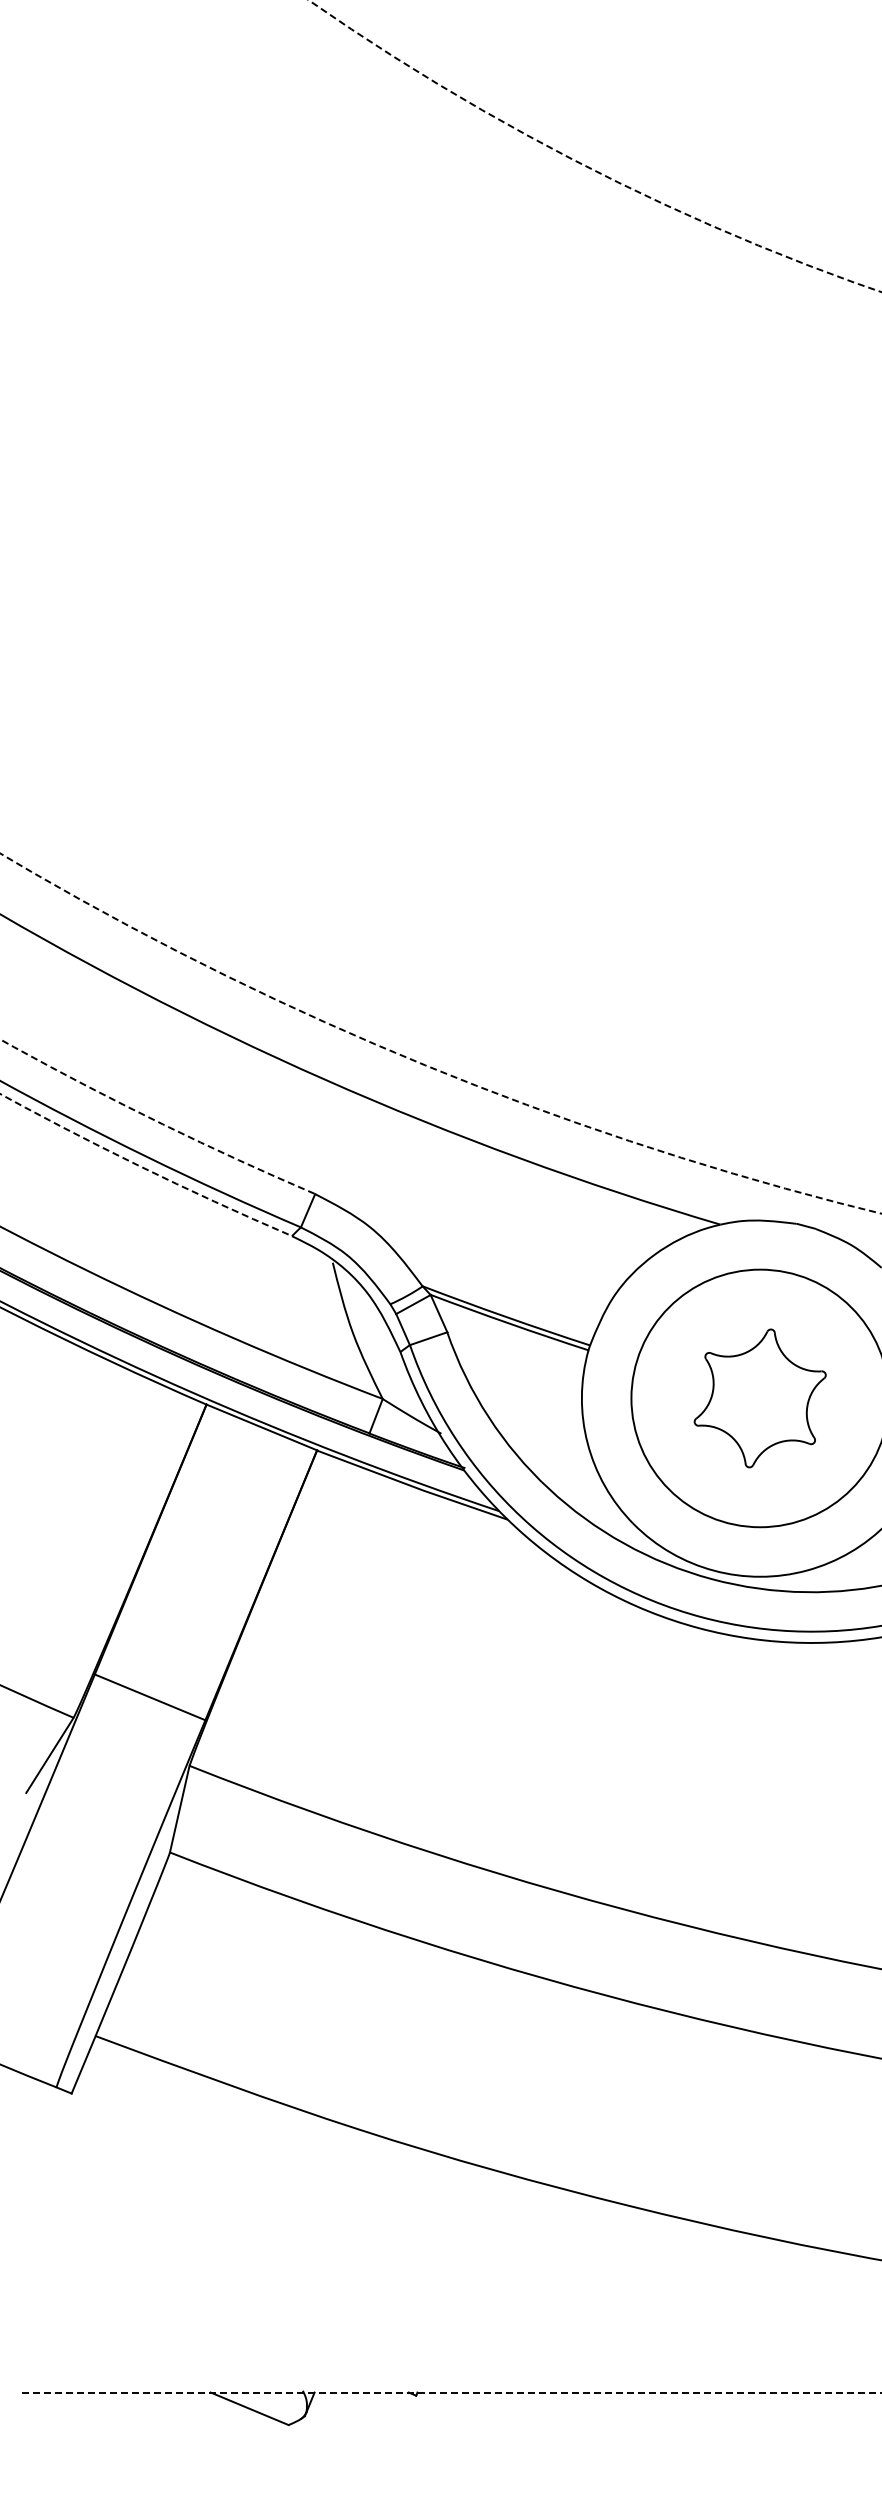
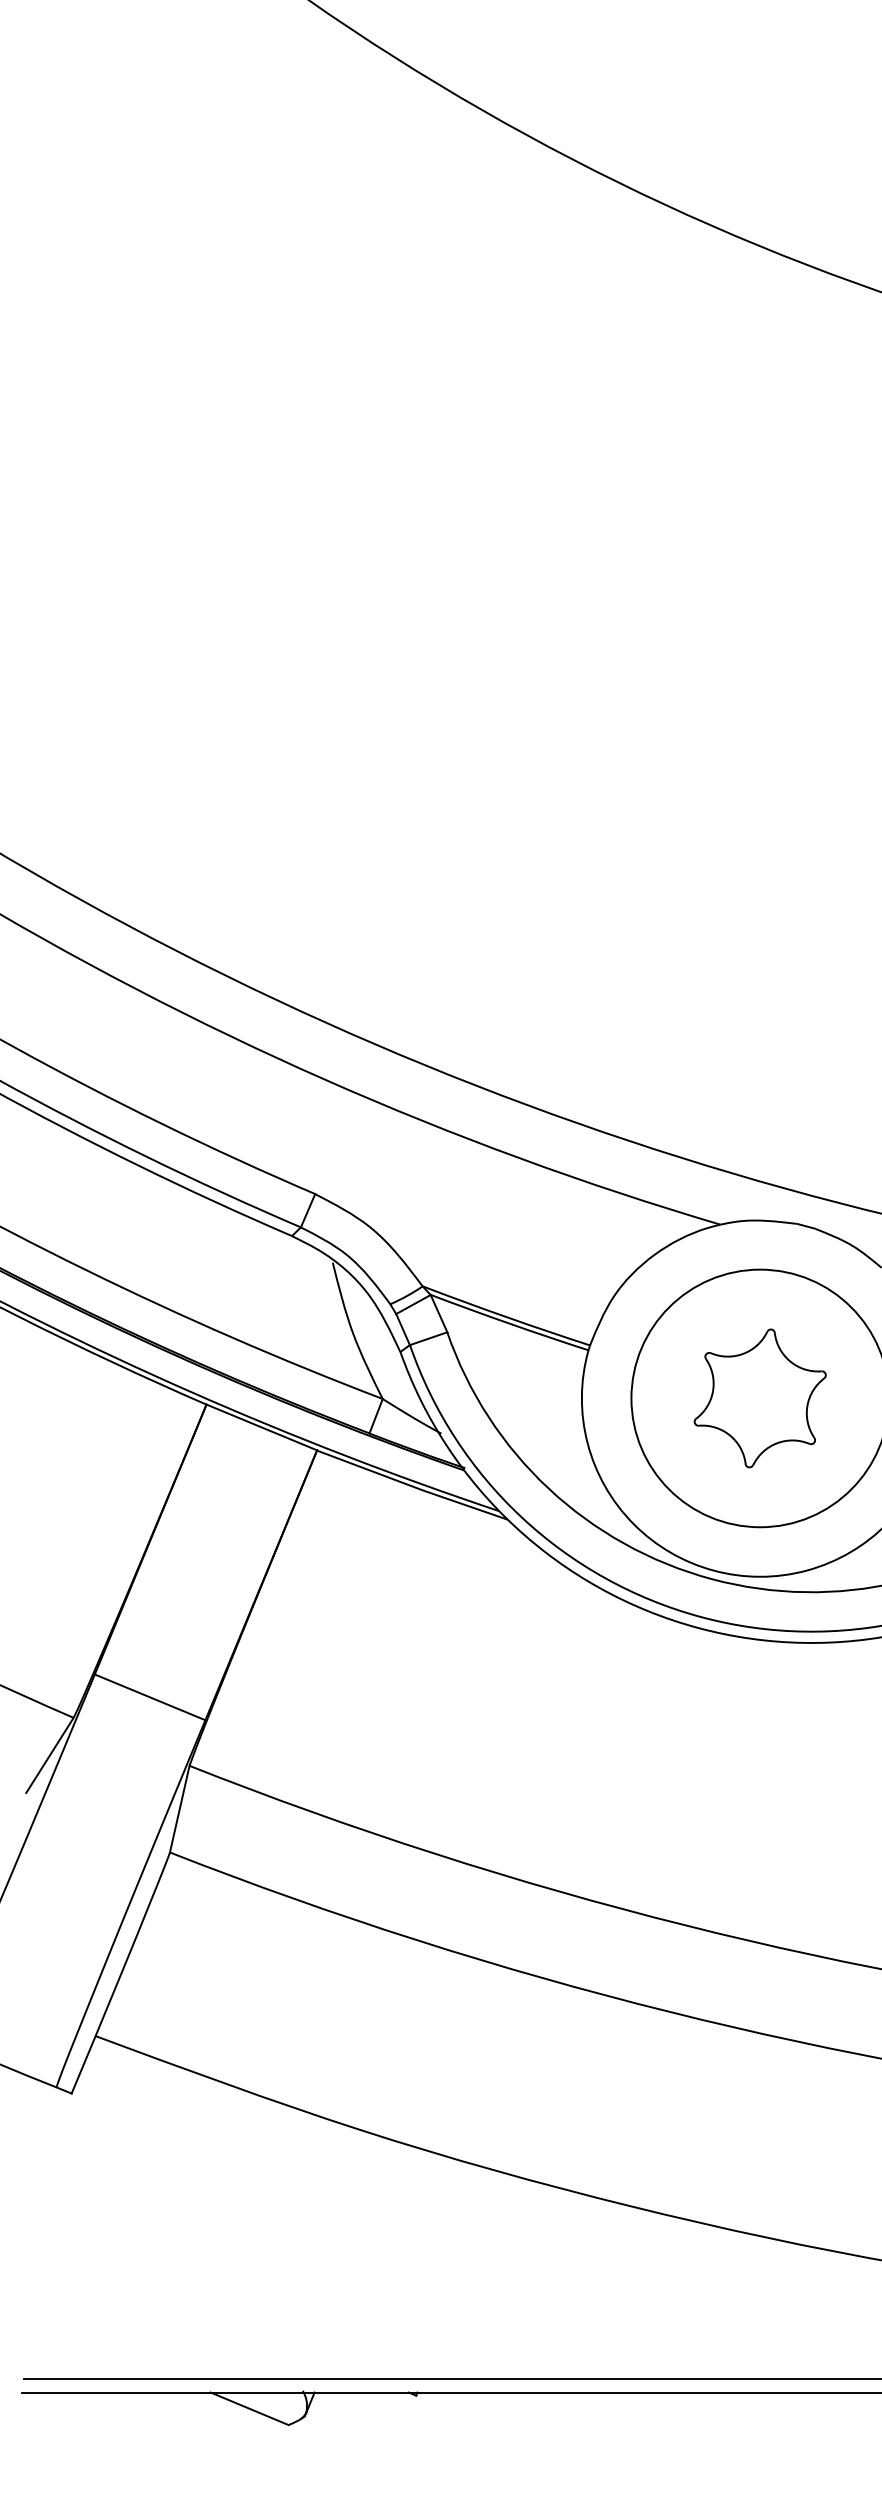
arc: dashed -> solid (584, 165)
arc: dashed -> solid (428, 1066)
arc: dashed -> solid (155, 1120)
arc: dashed -> solid (144, 1168)
line: none -> present (450, 2379)
line: dashed -> solid (452, 2392)
